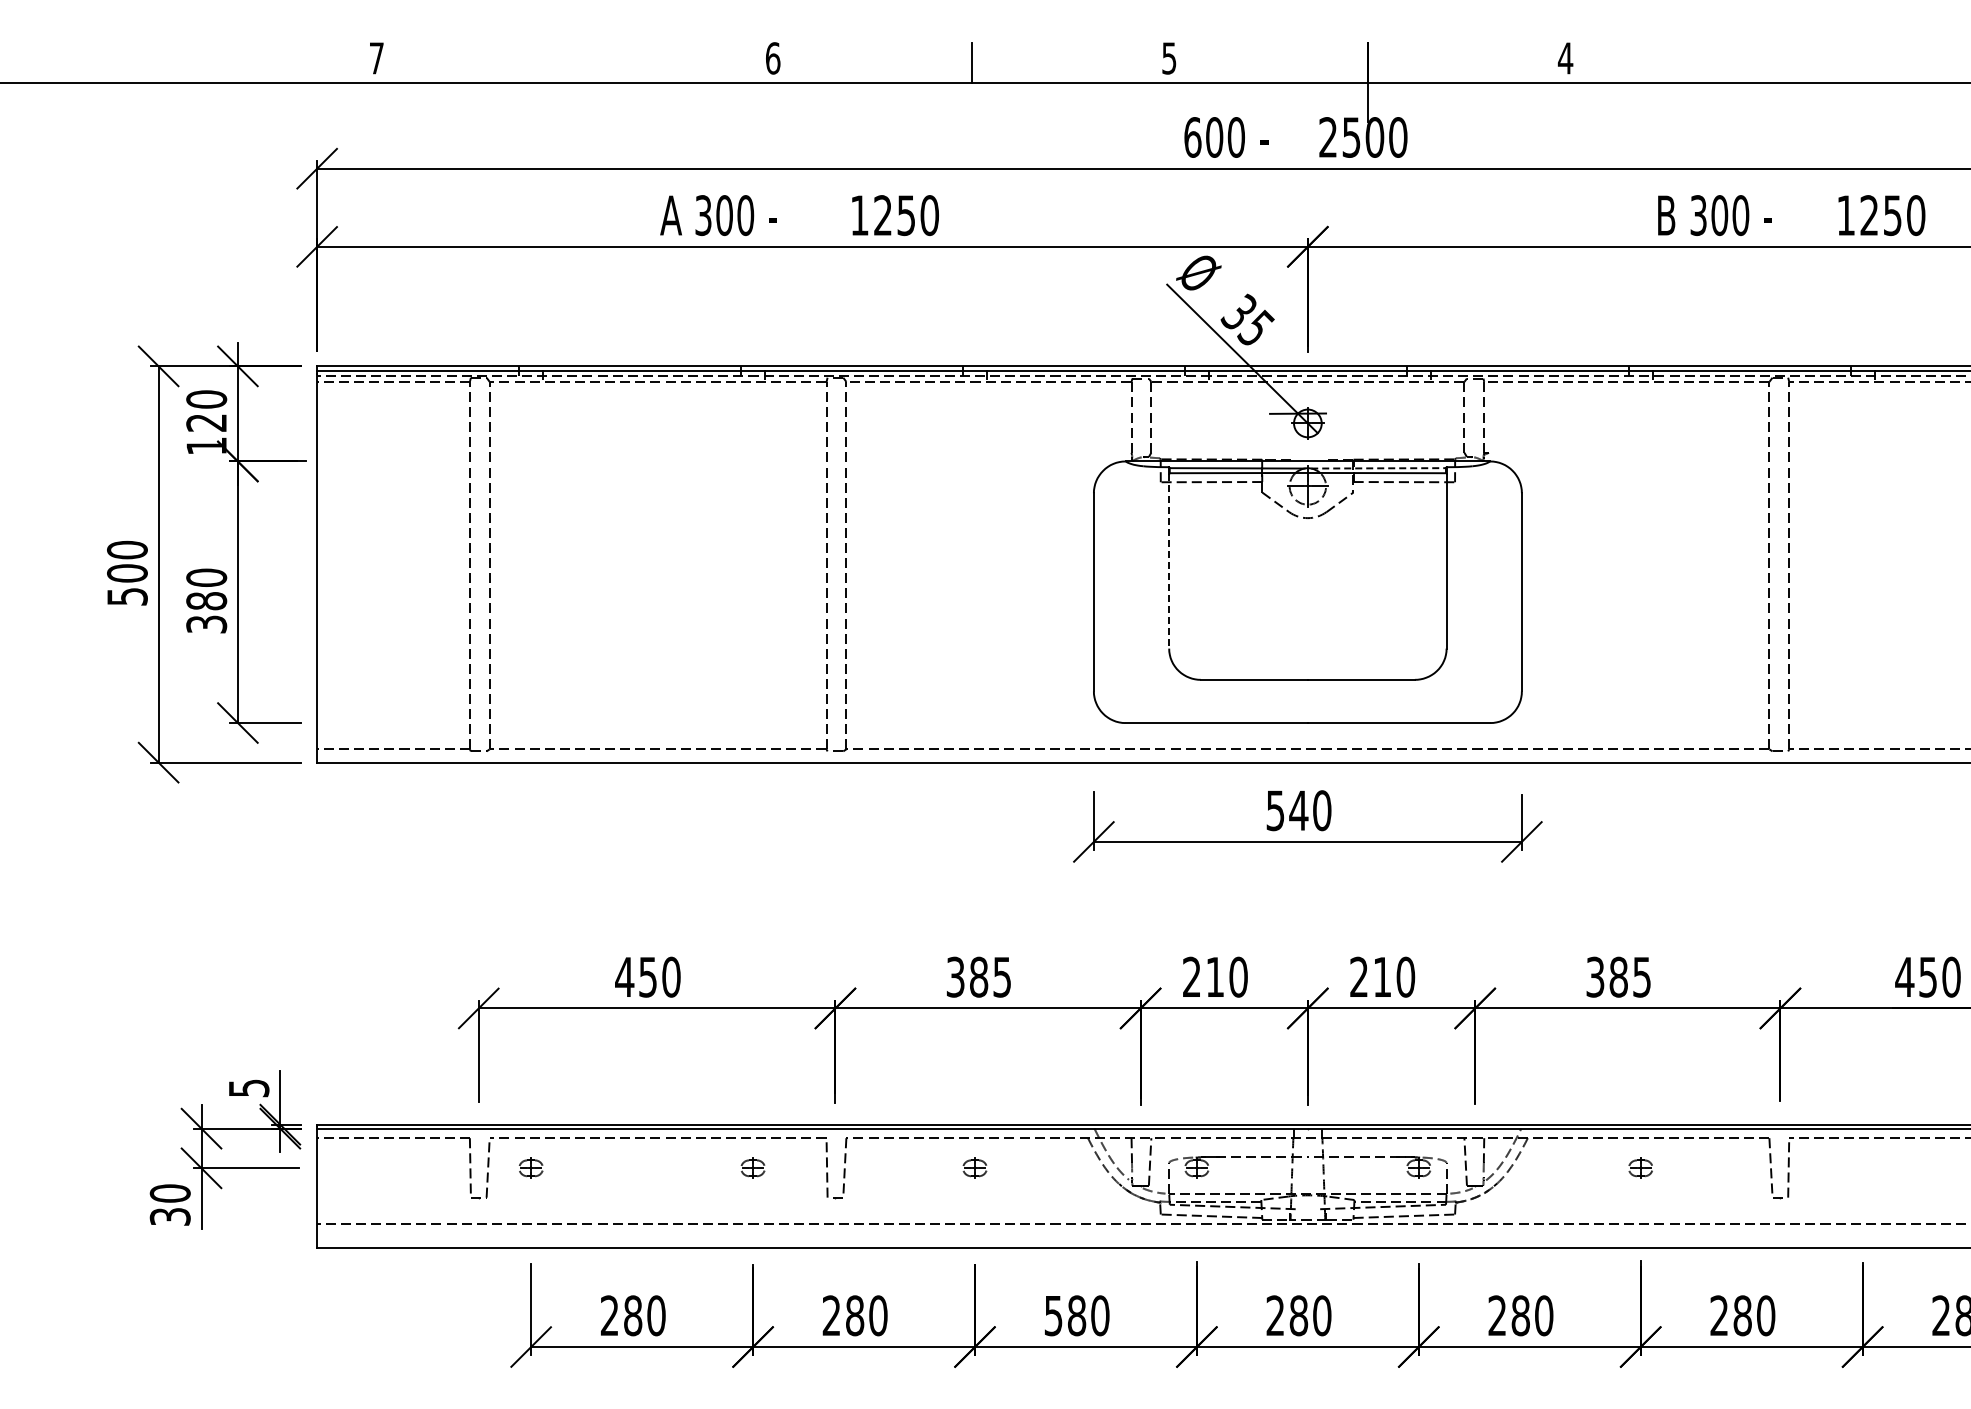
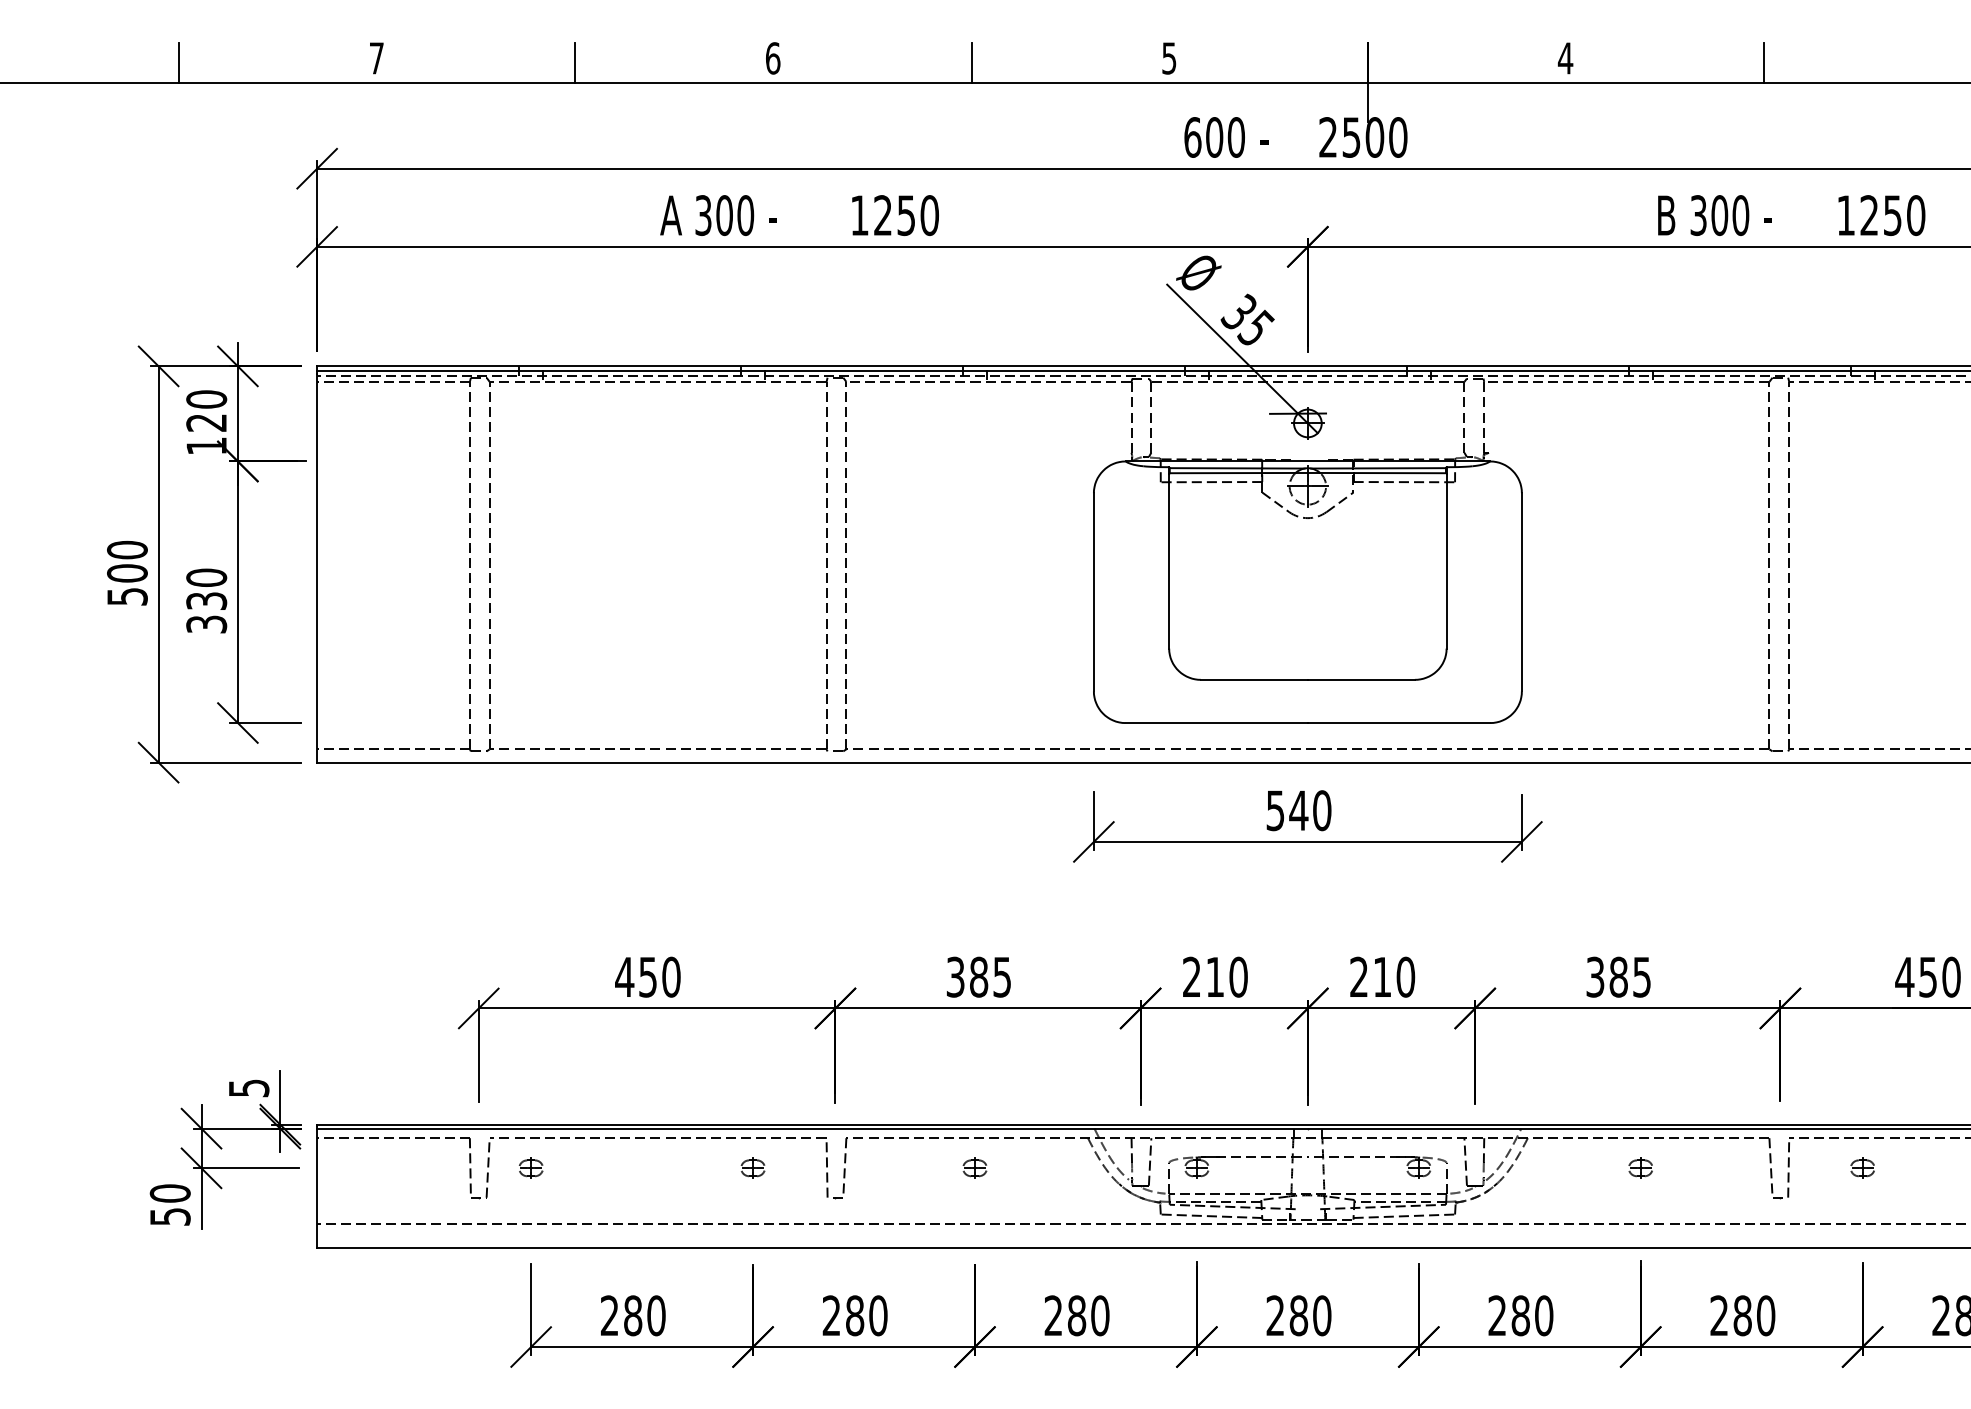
line: none -> present (179, 62)
line: none -> present (575, 62)
line: none -> present (1764, 62)
line: dashed -> solid (1379, 468)
line: dashed -> solid (1169, 561)
text: 380 -> 330 (206, 601)
part: none -> present (1862, 1167)
text: 30 -> 50 (169, 1216)
text: 580 -> 280 (1053, 1315)
